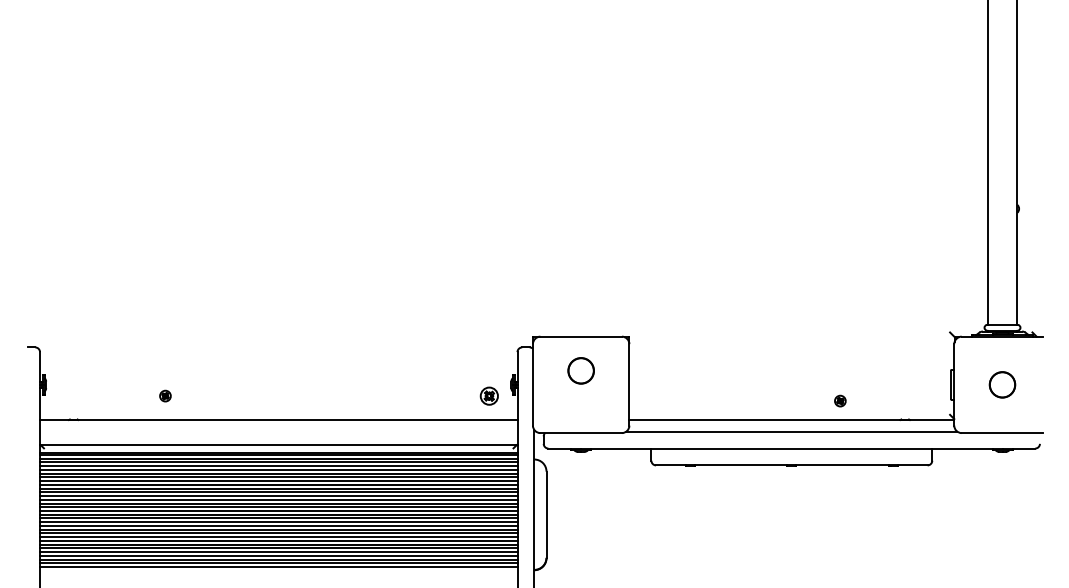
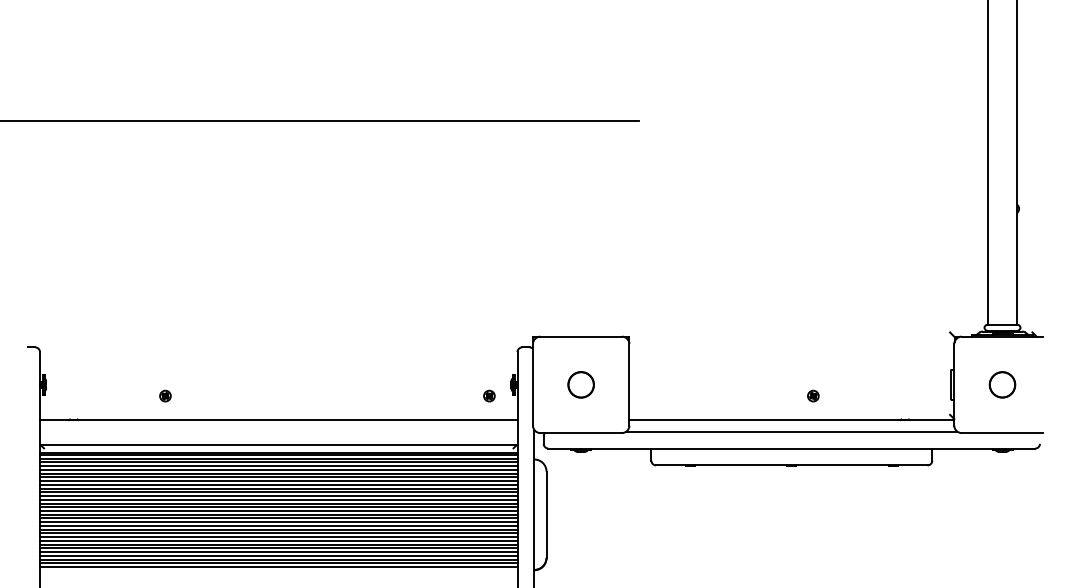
line: none -> present (320, 120)
circle position: (580, 370) -> (580, 384) (580, 384)
part size: 20x20 px -> 13x14 px (489, 395)
part position: (840, 400) -> (813, 395) (813, 395)
